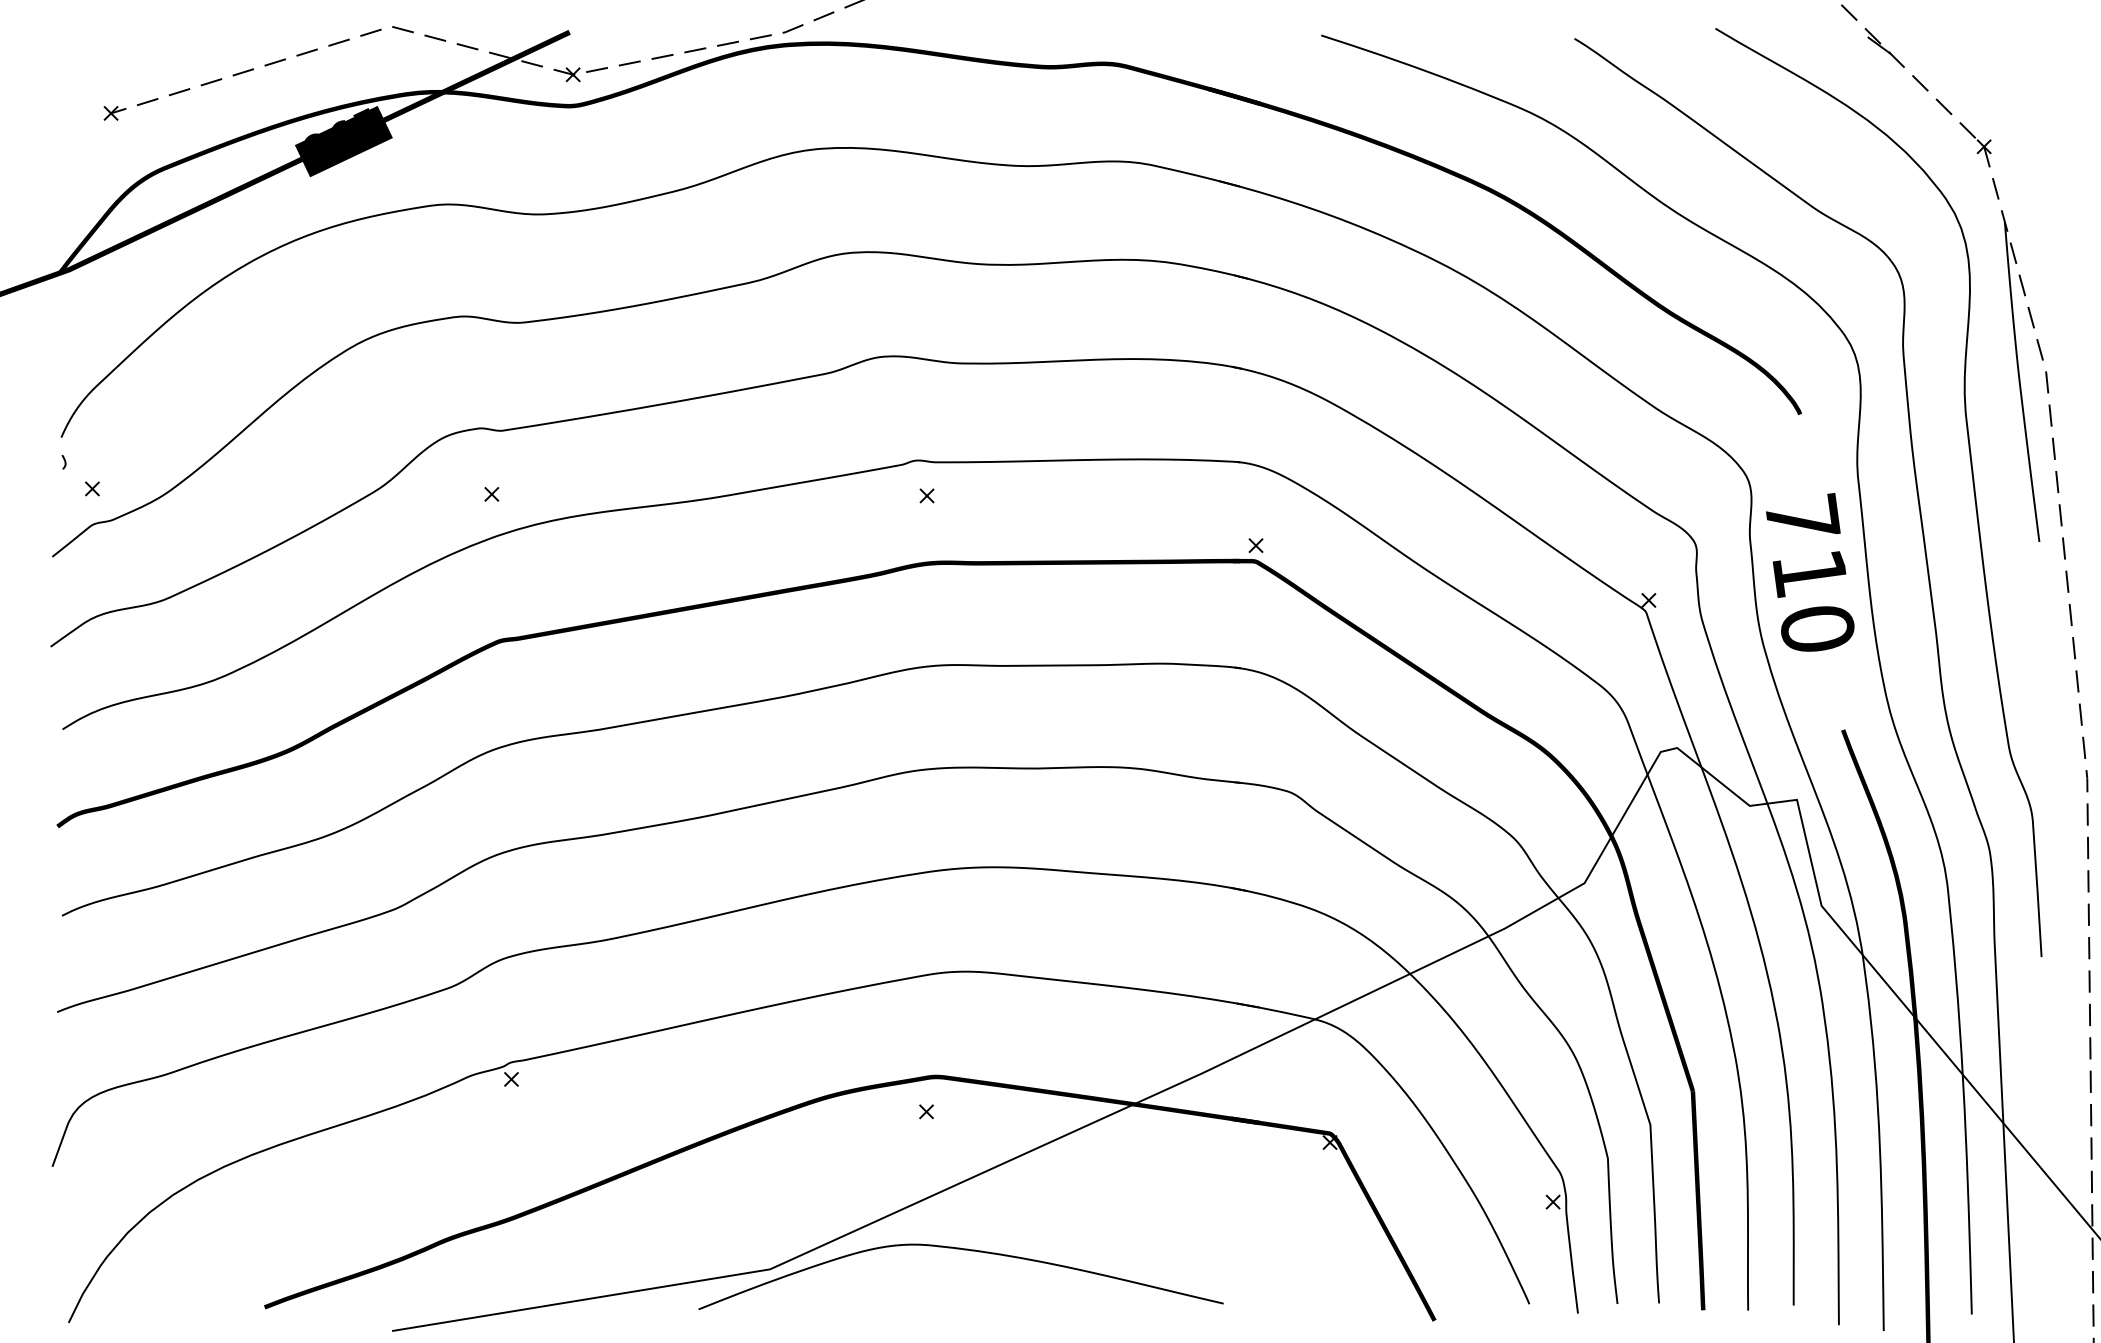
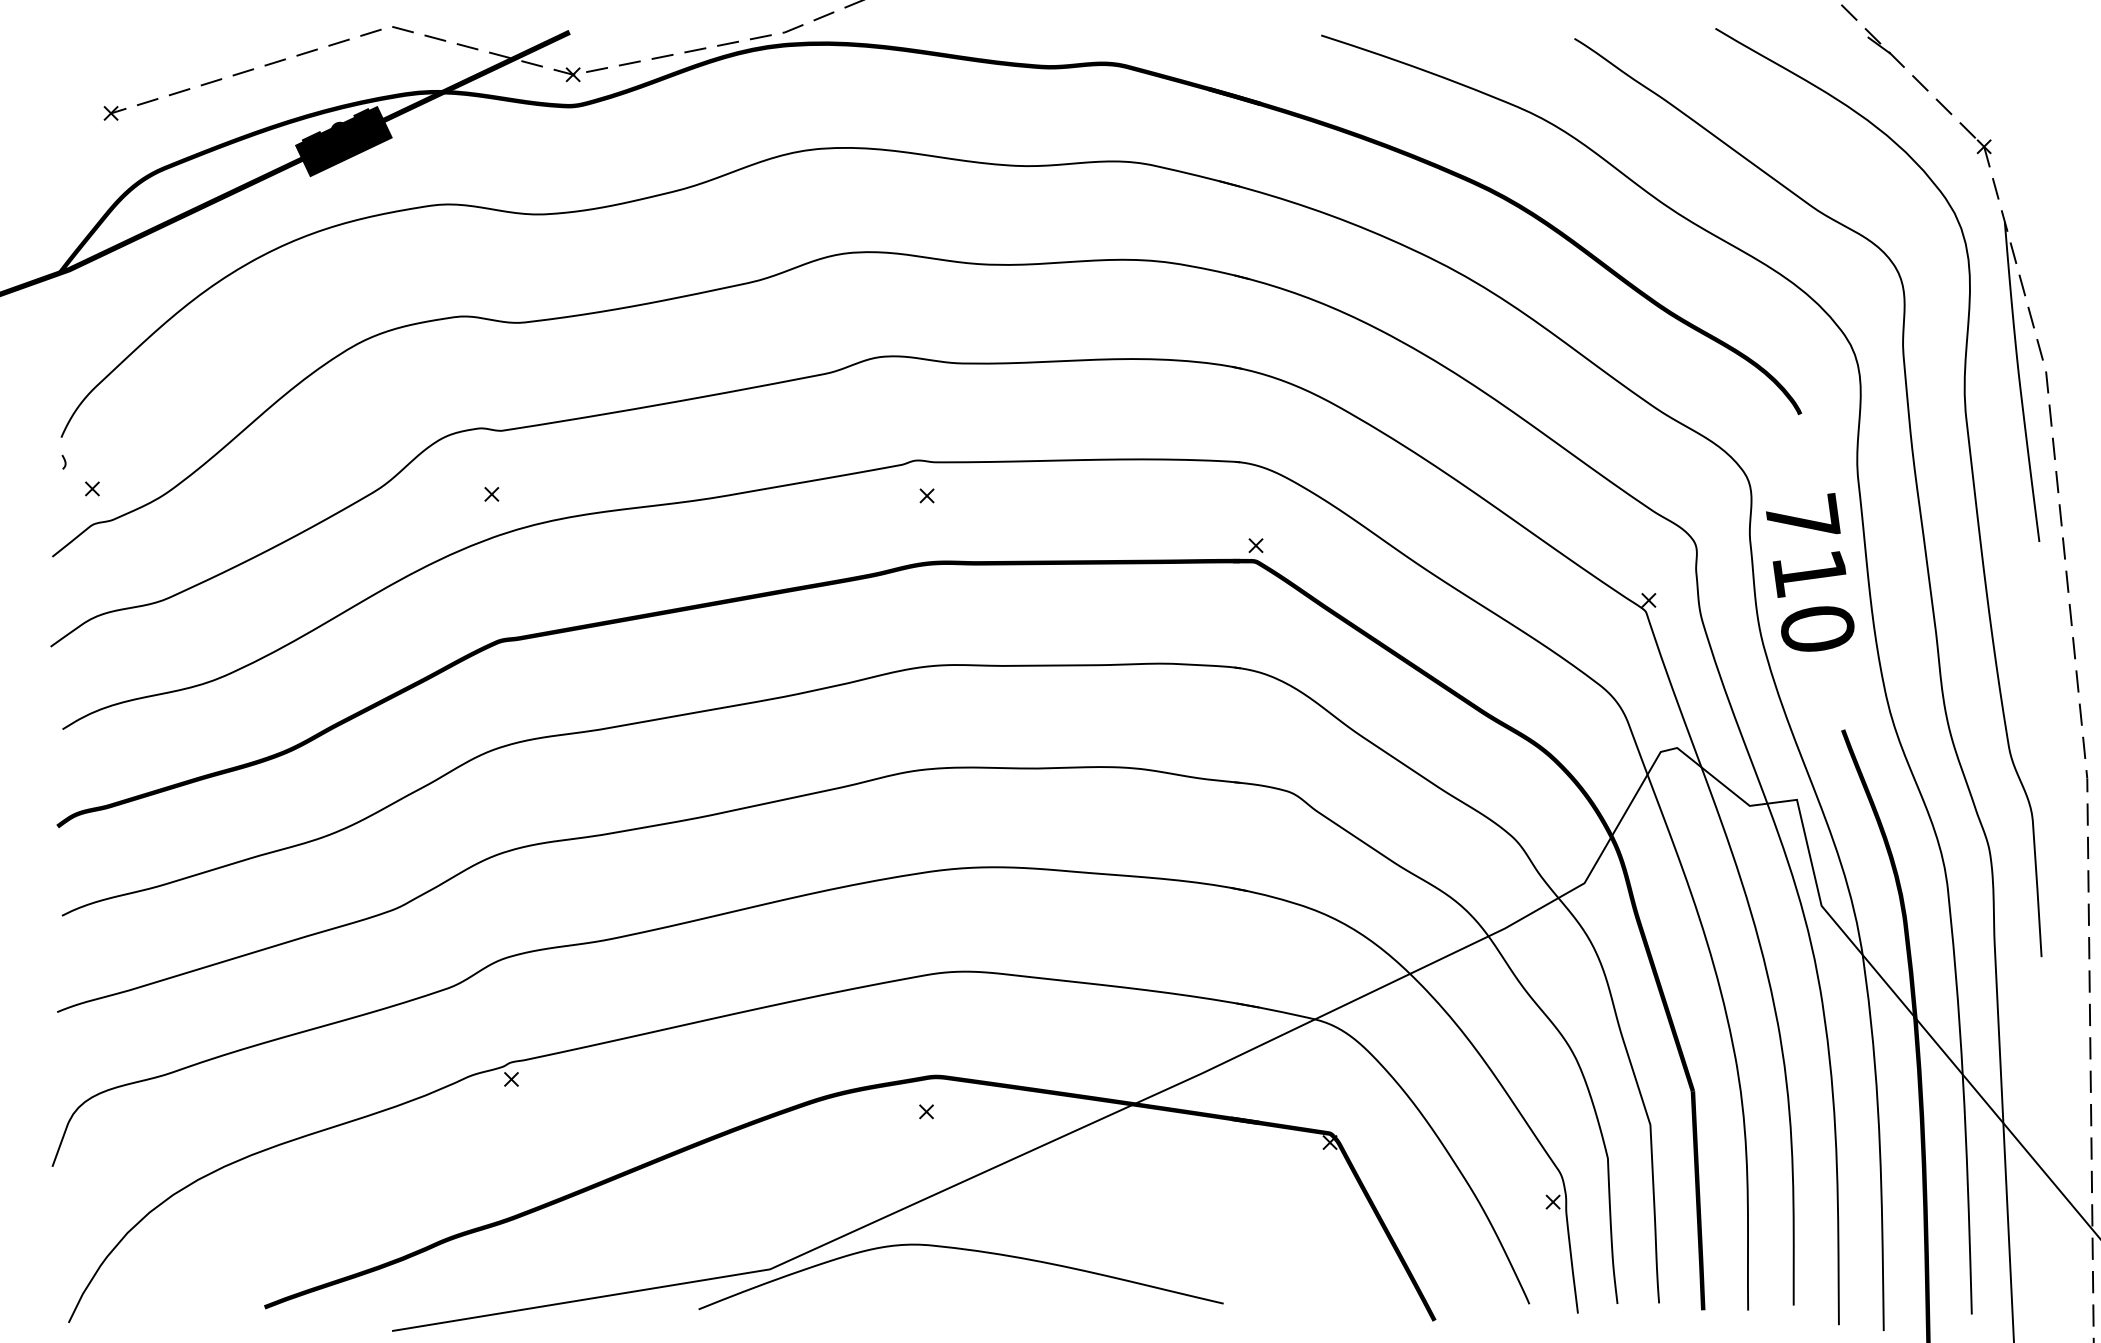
text: 865 -> 705 (322, 130)
